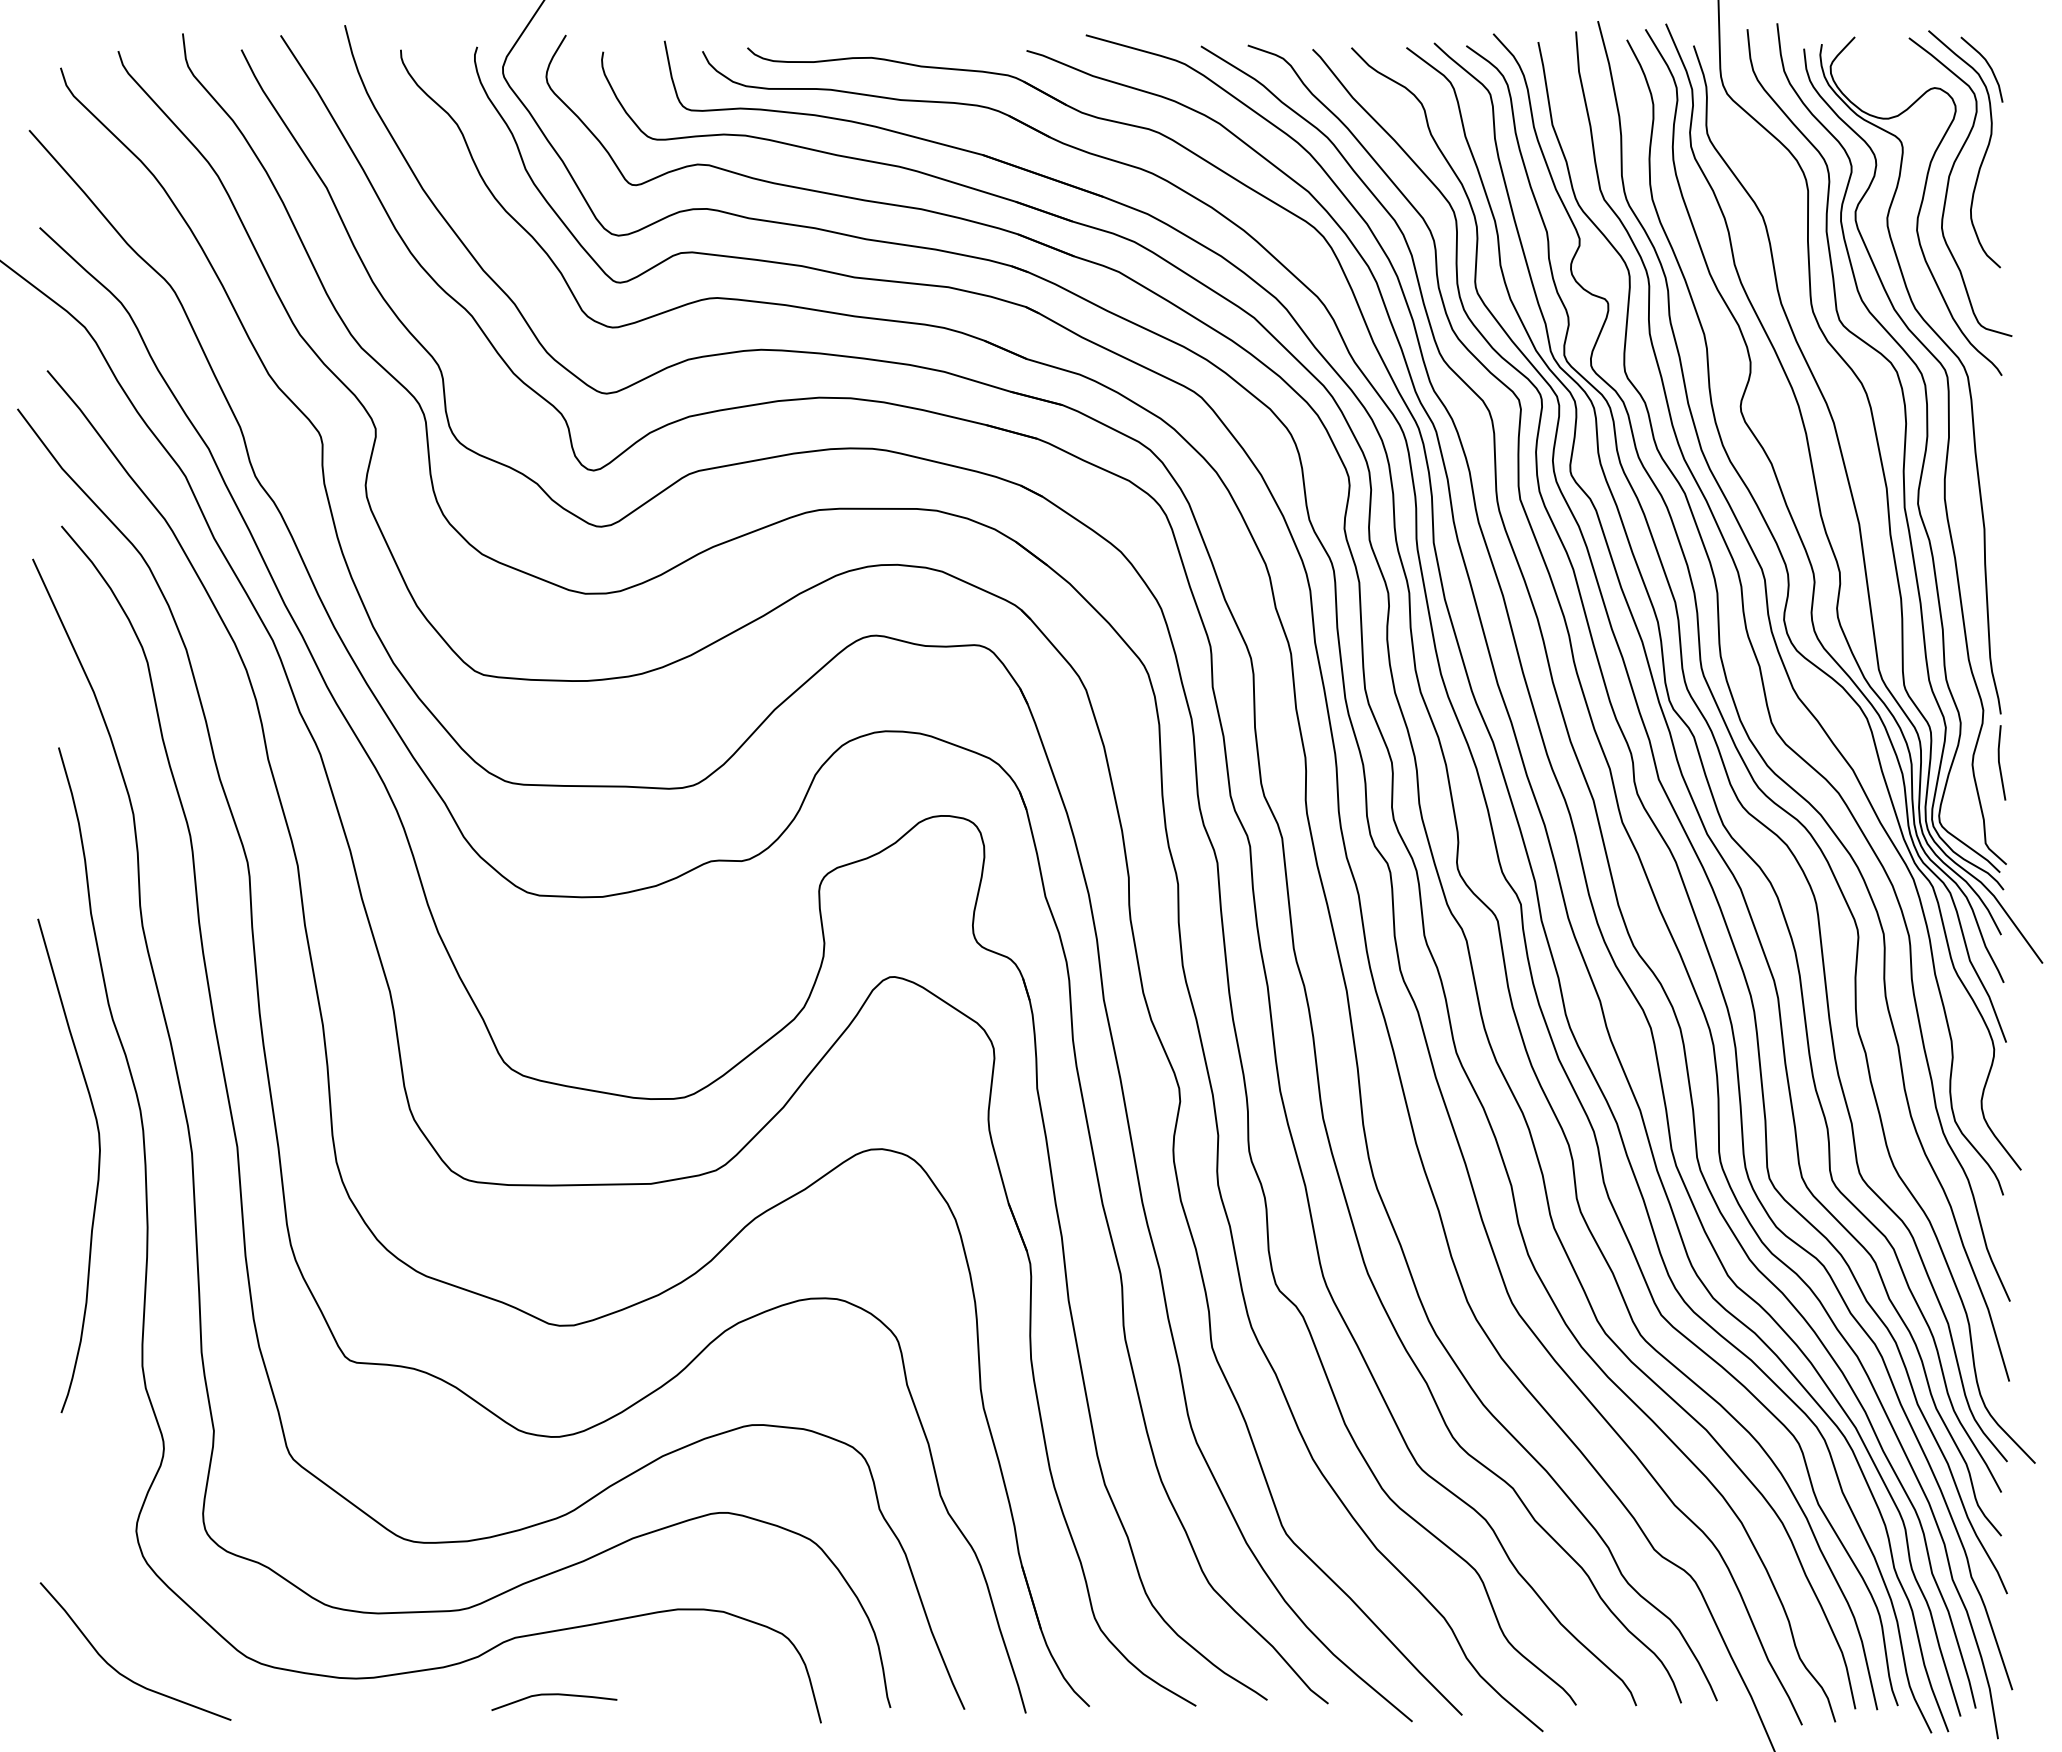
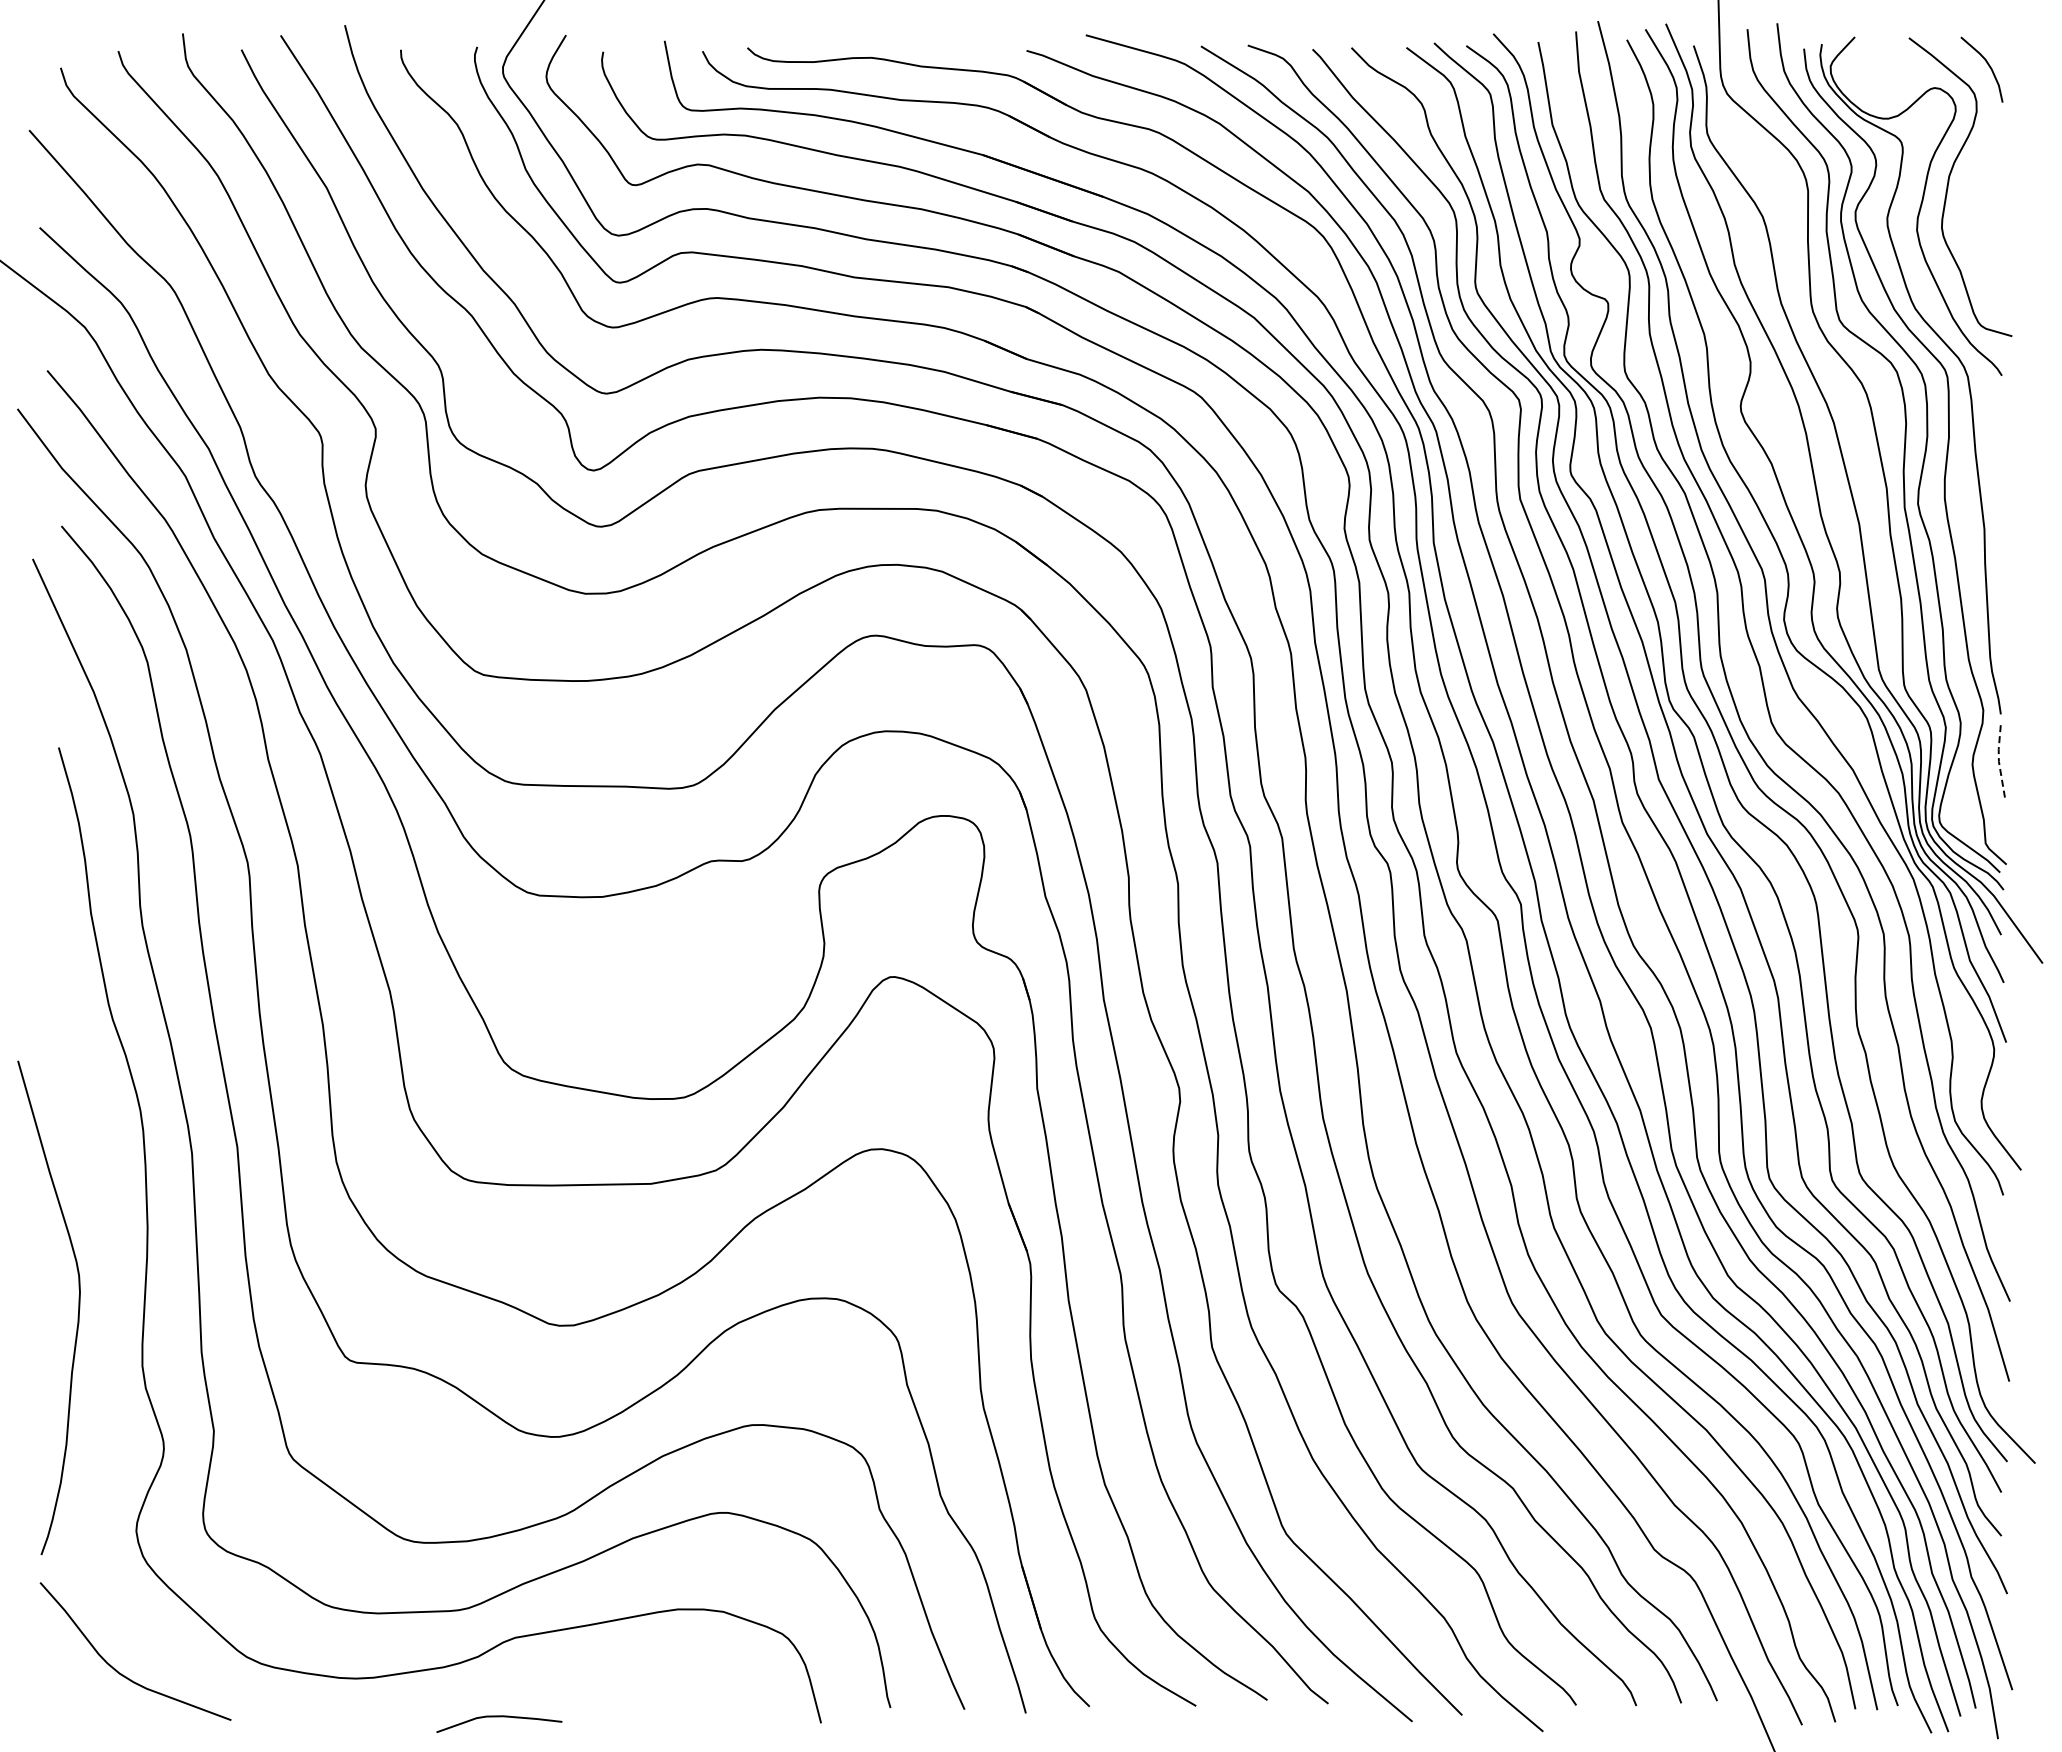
curve: present -> none (1983, 155)
line: solid -> dashed (1998, 761)
curve position: (98, 1165) -> (78, 1307) (78, 1307)
curve position: (554, 1695) -> (499, 1717) (499, 1717)
